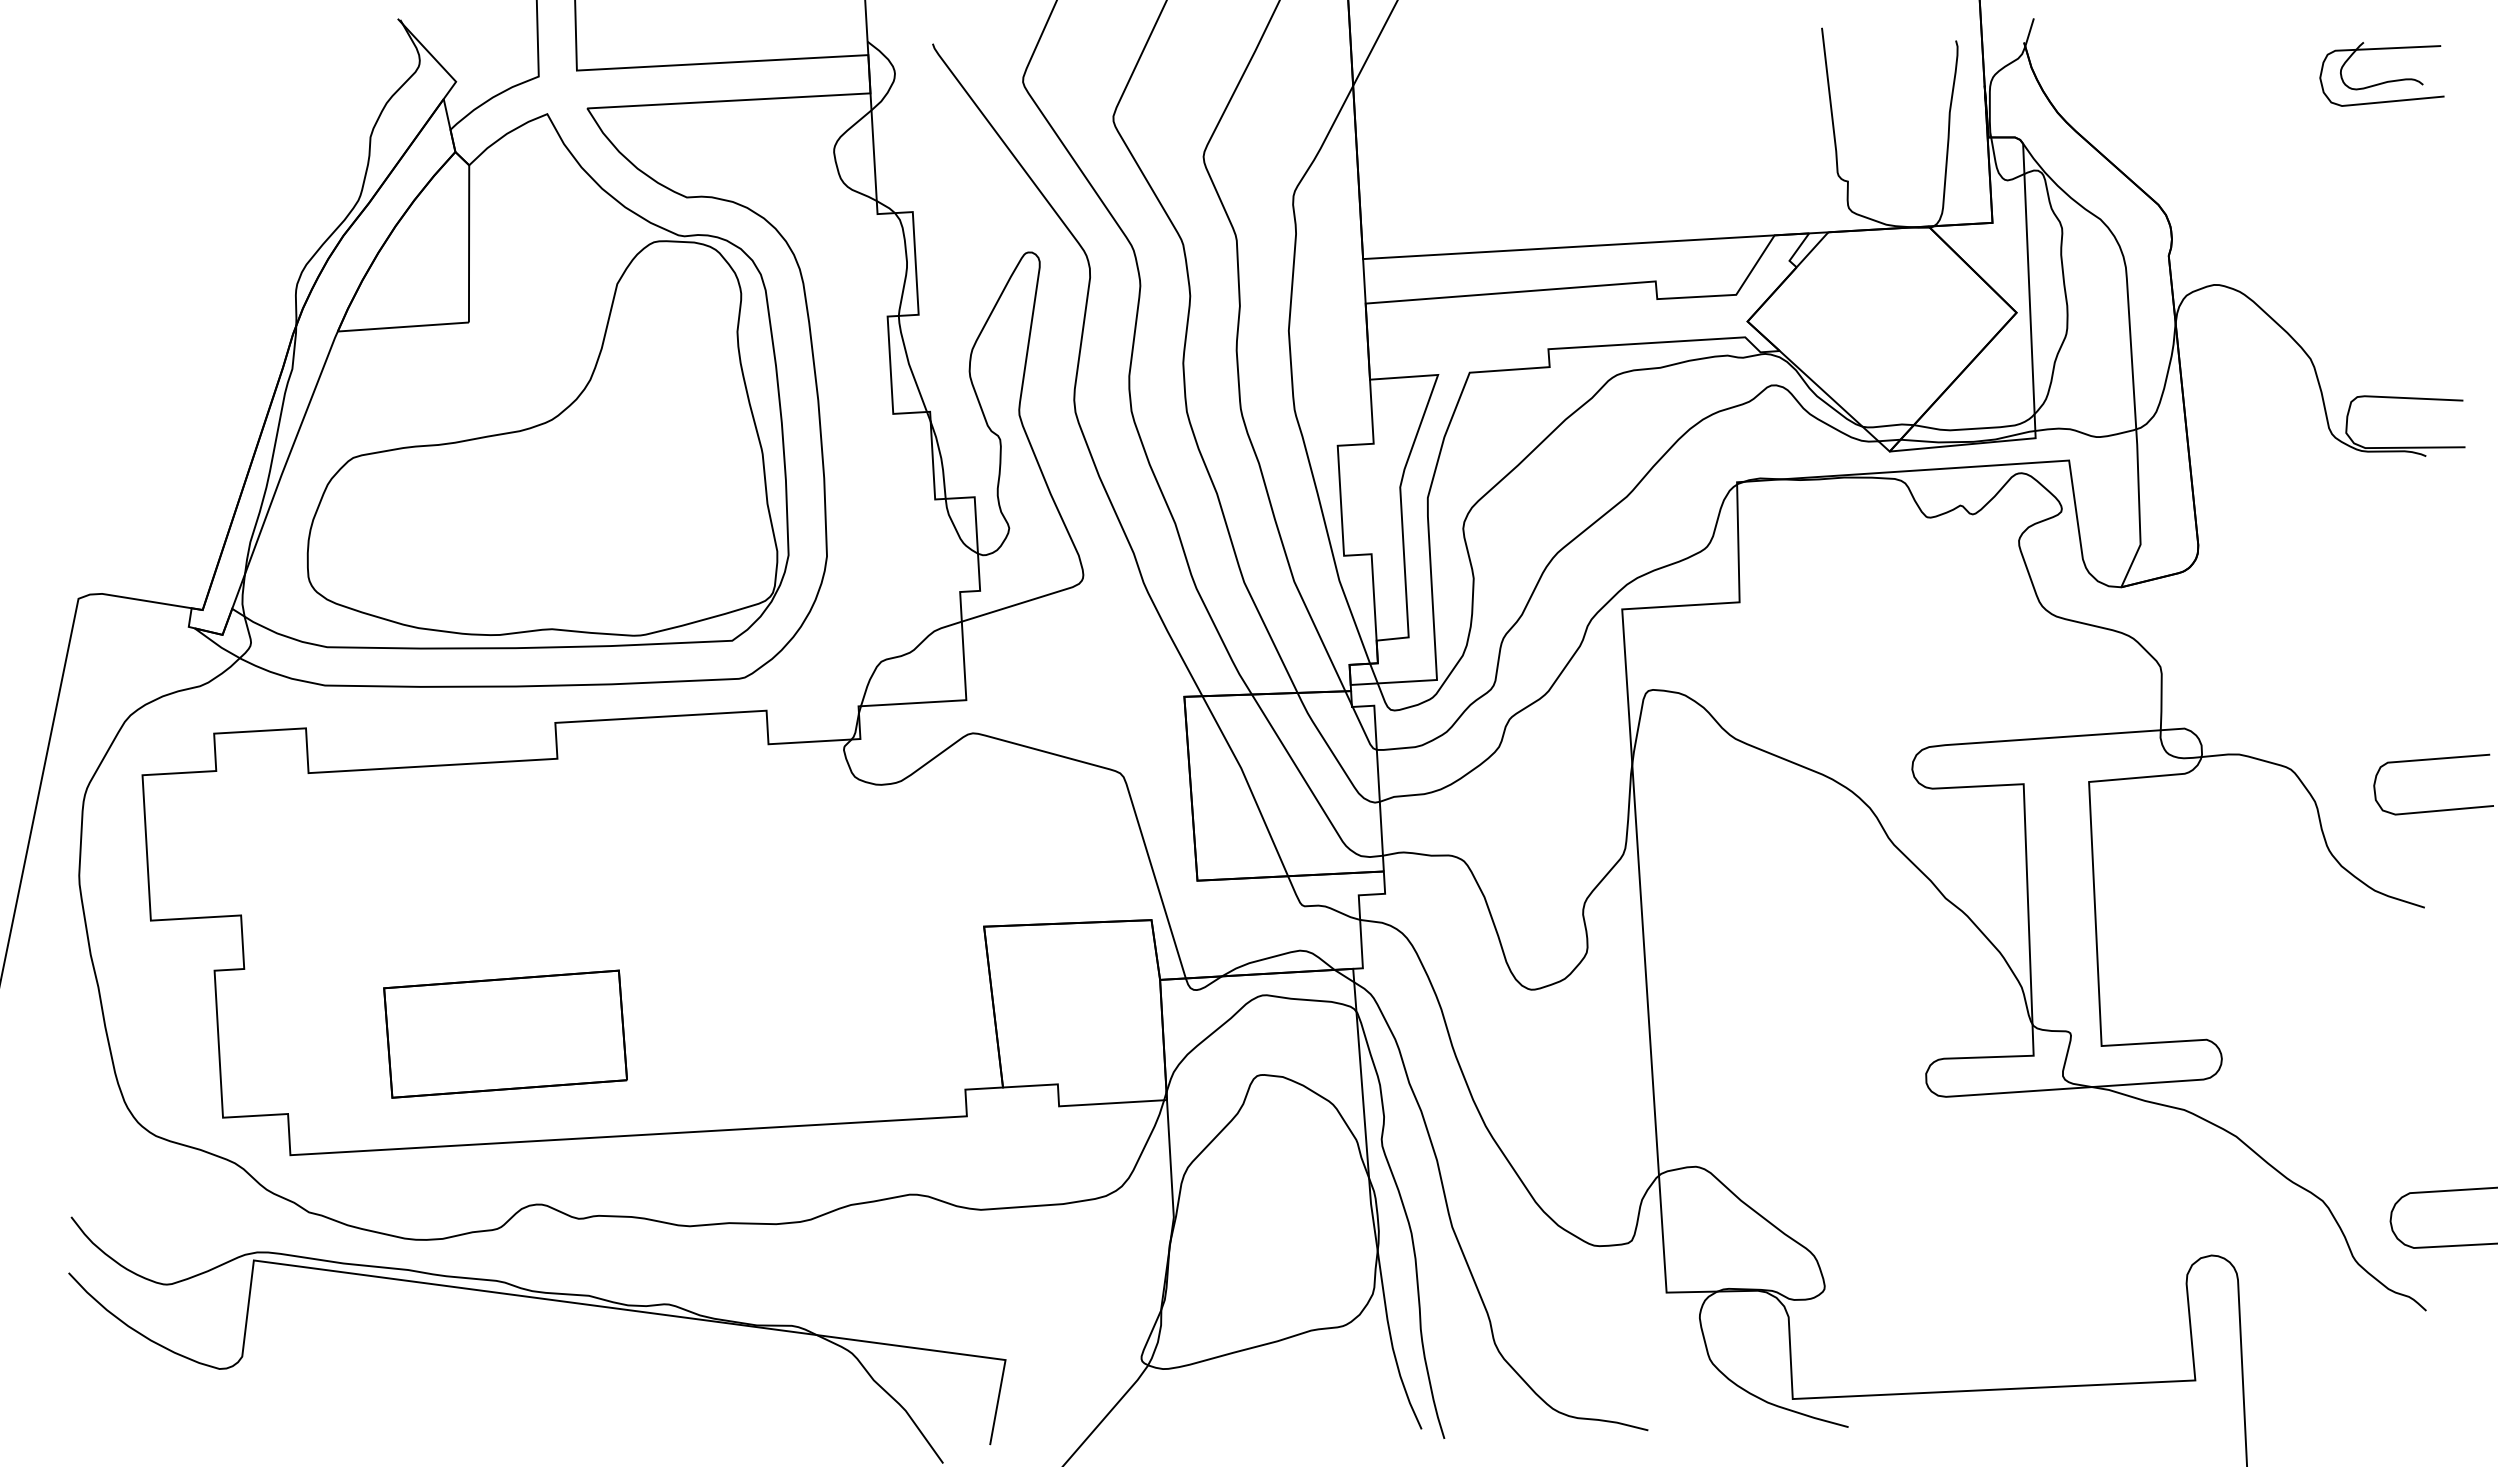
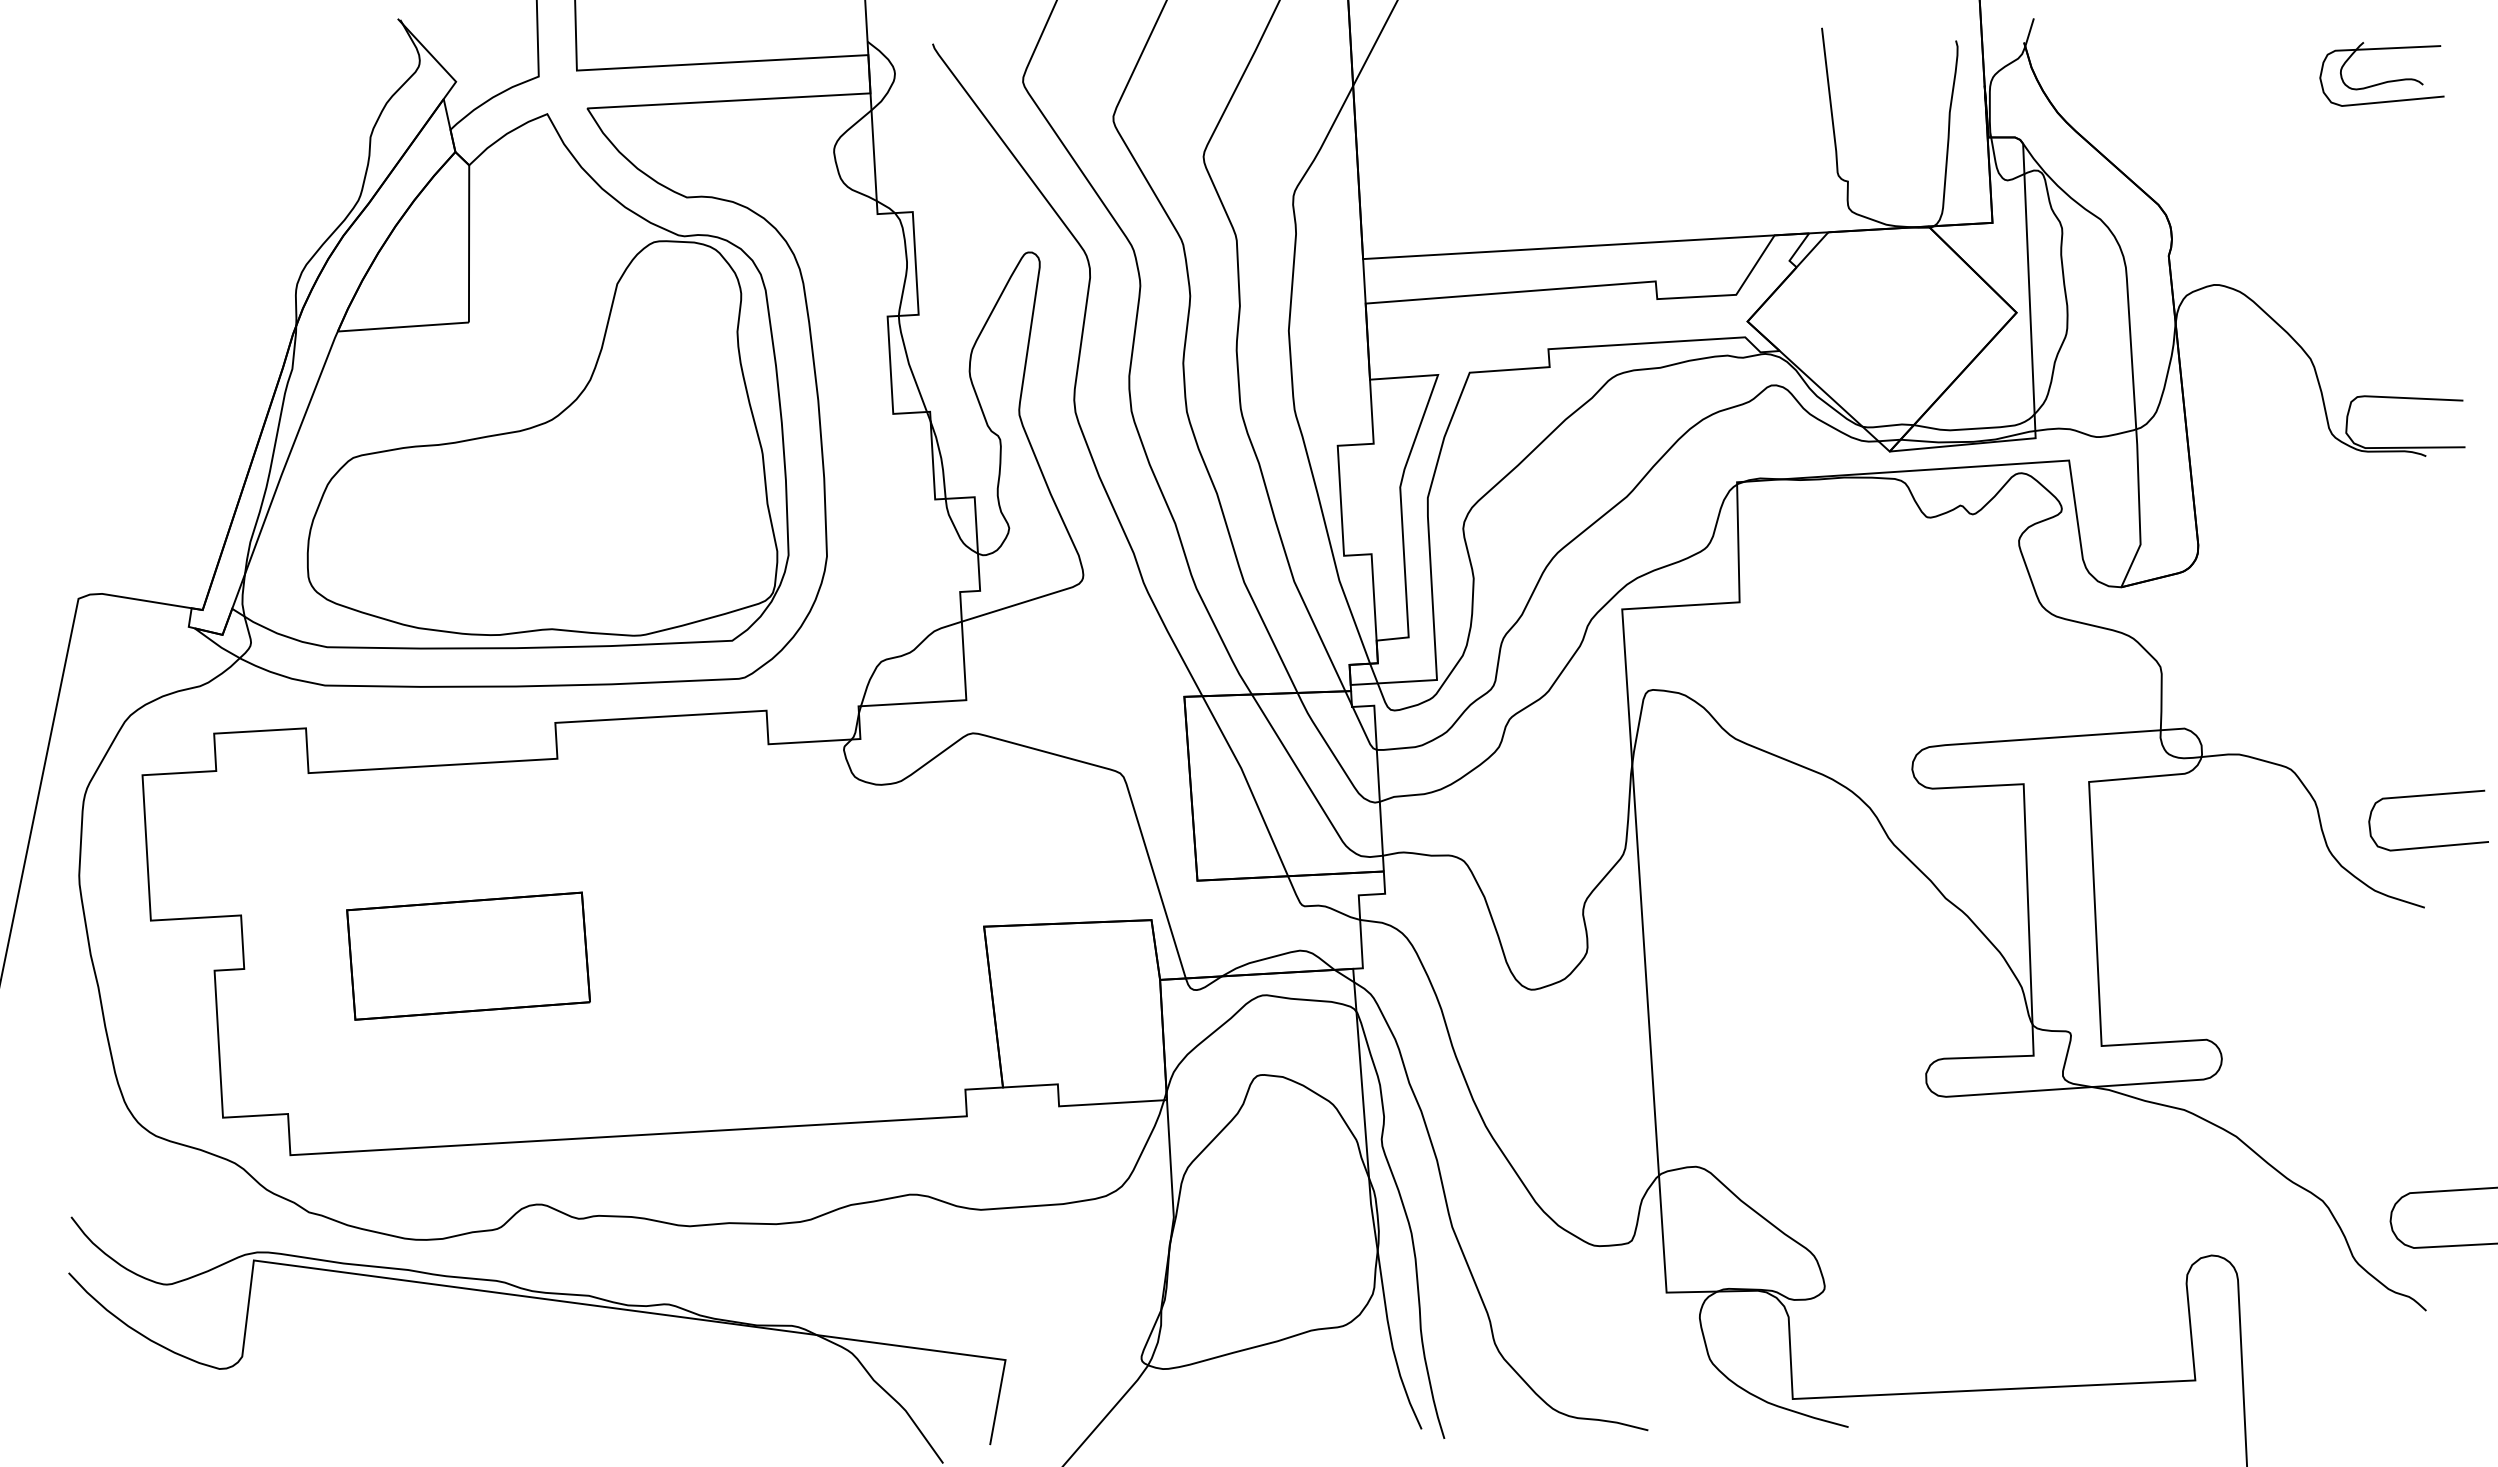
curve position: (2432, 760) -> (2427, 796) (2427, 796)
part position: (505, 1033) -> (468, 955) (468, 955)
